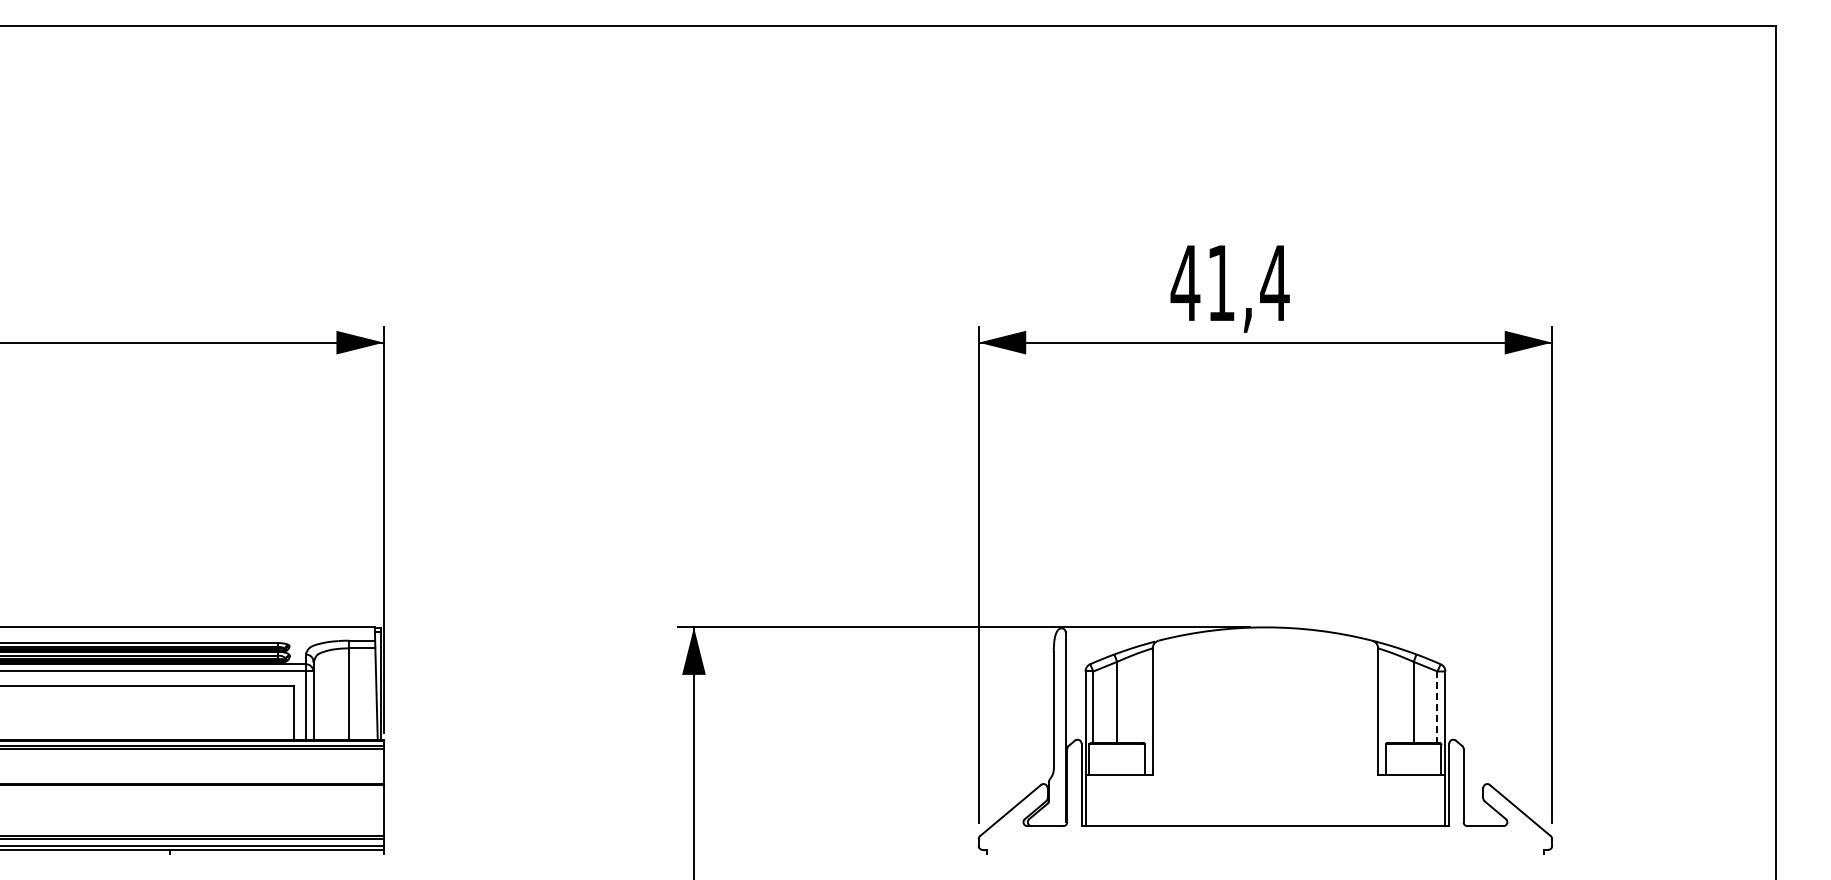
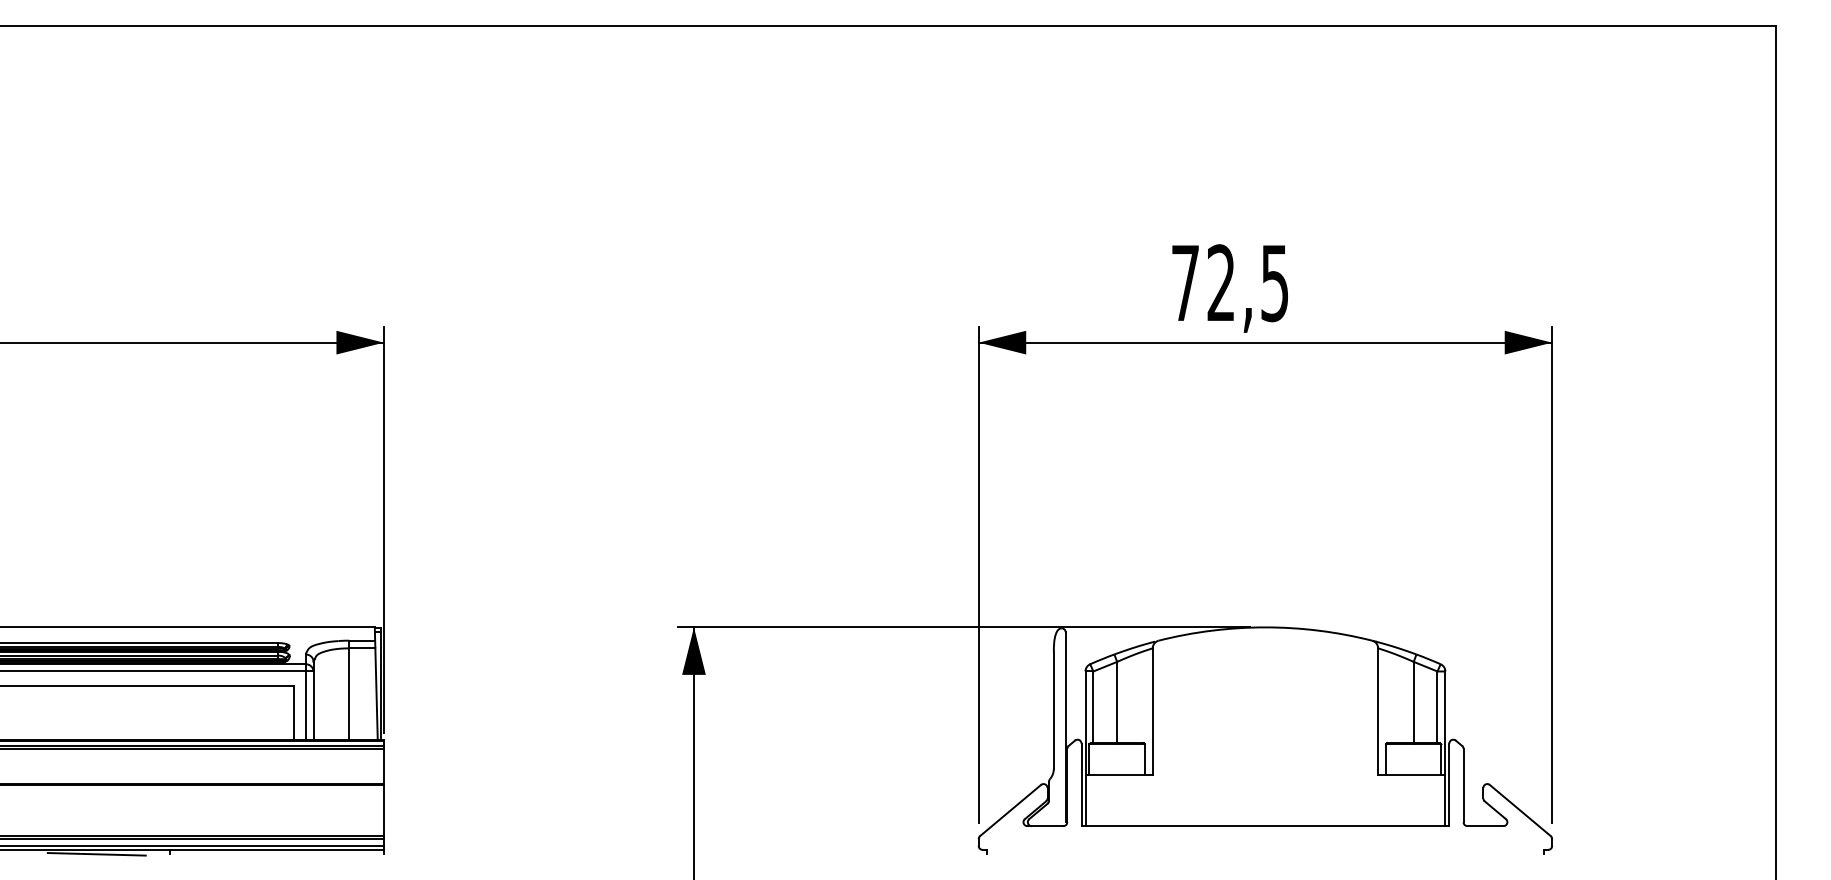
text: 41,4 -> 72,5 (1229, 283)
line: dashed -> solid (1437, 707)
line: none -> present (96, 854)
